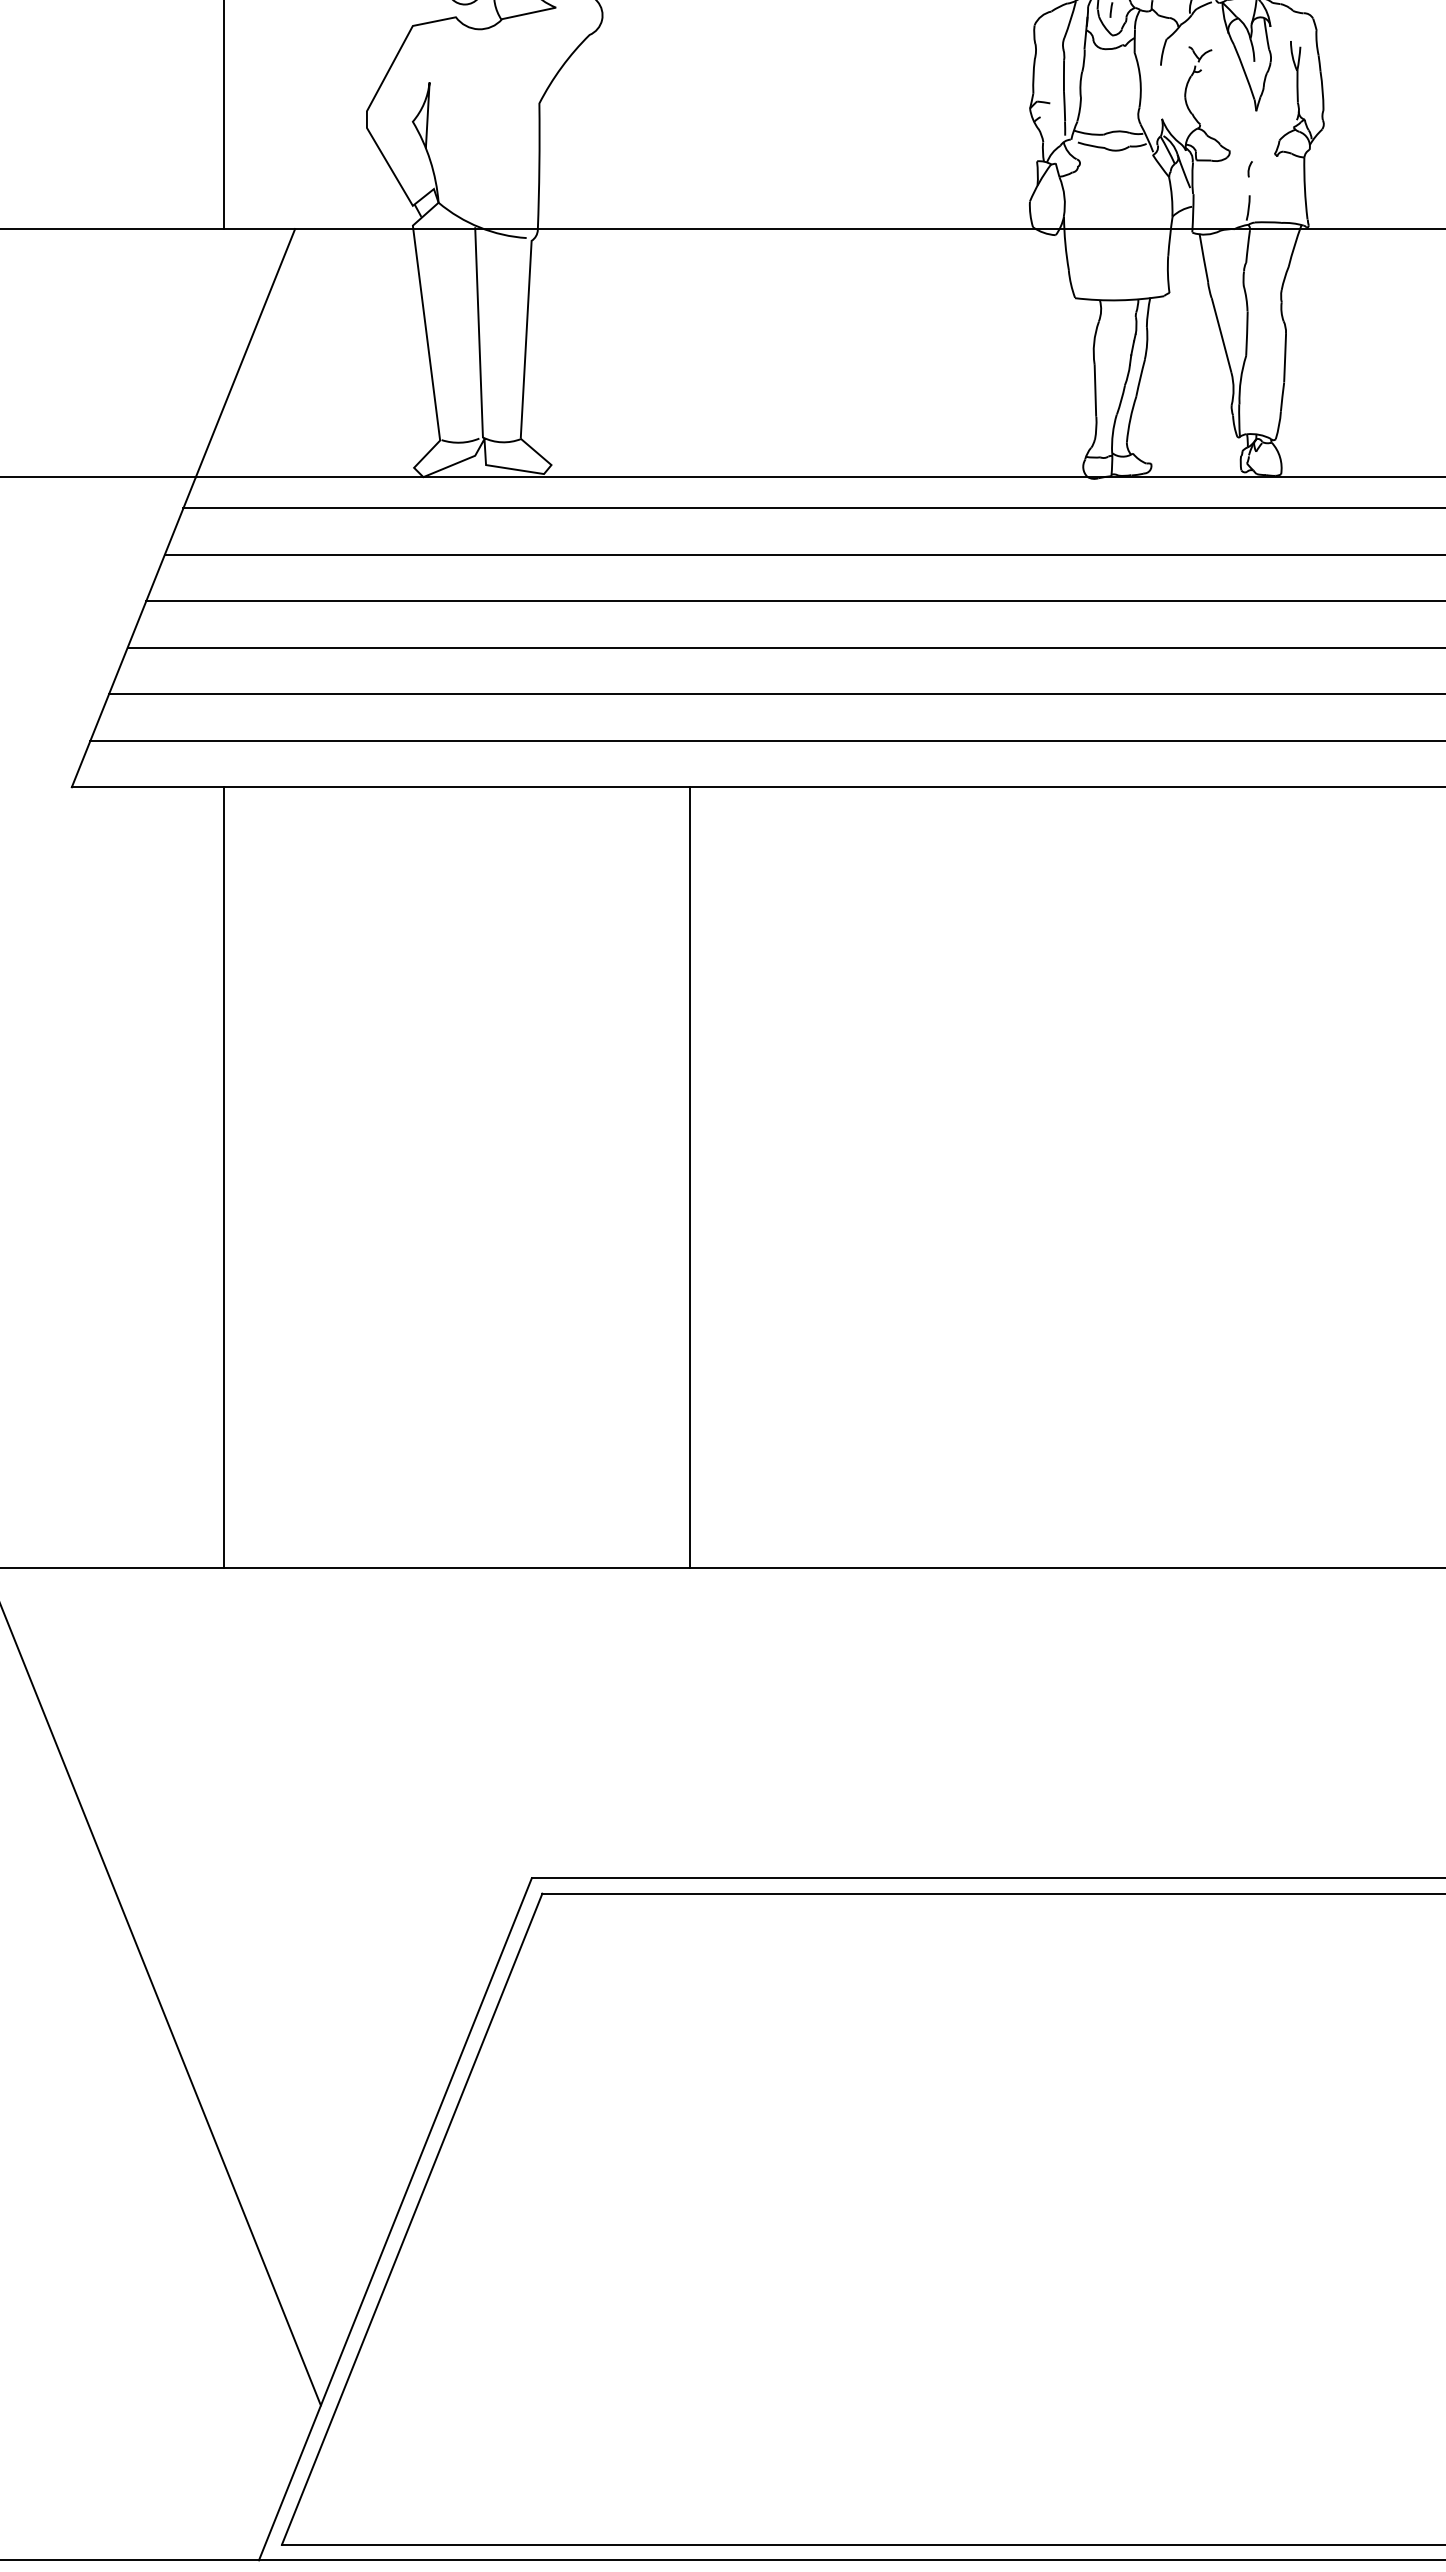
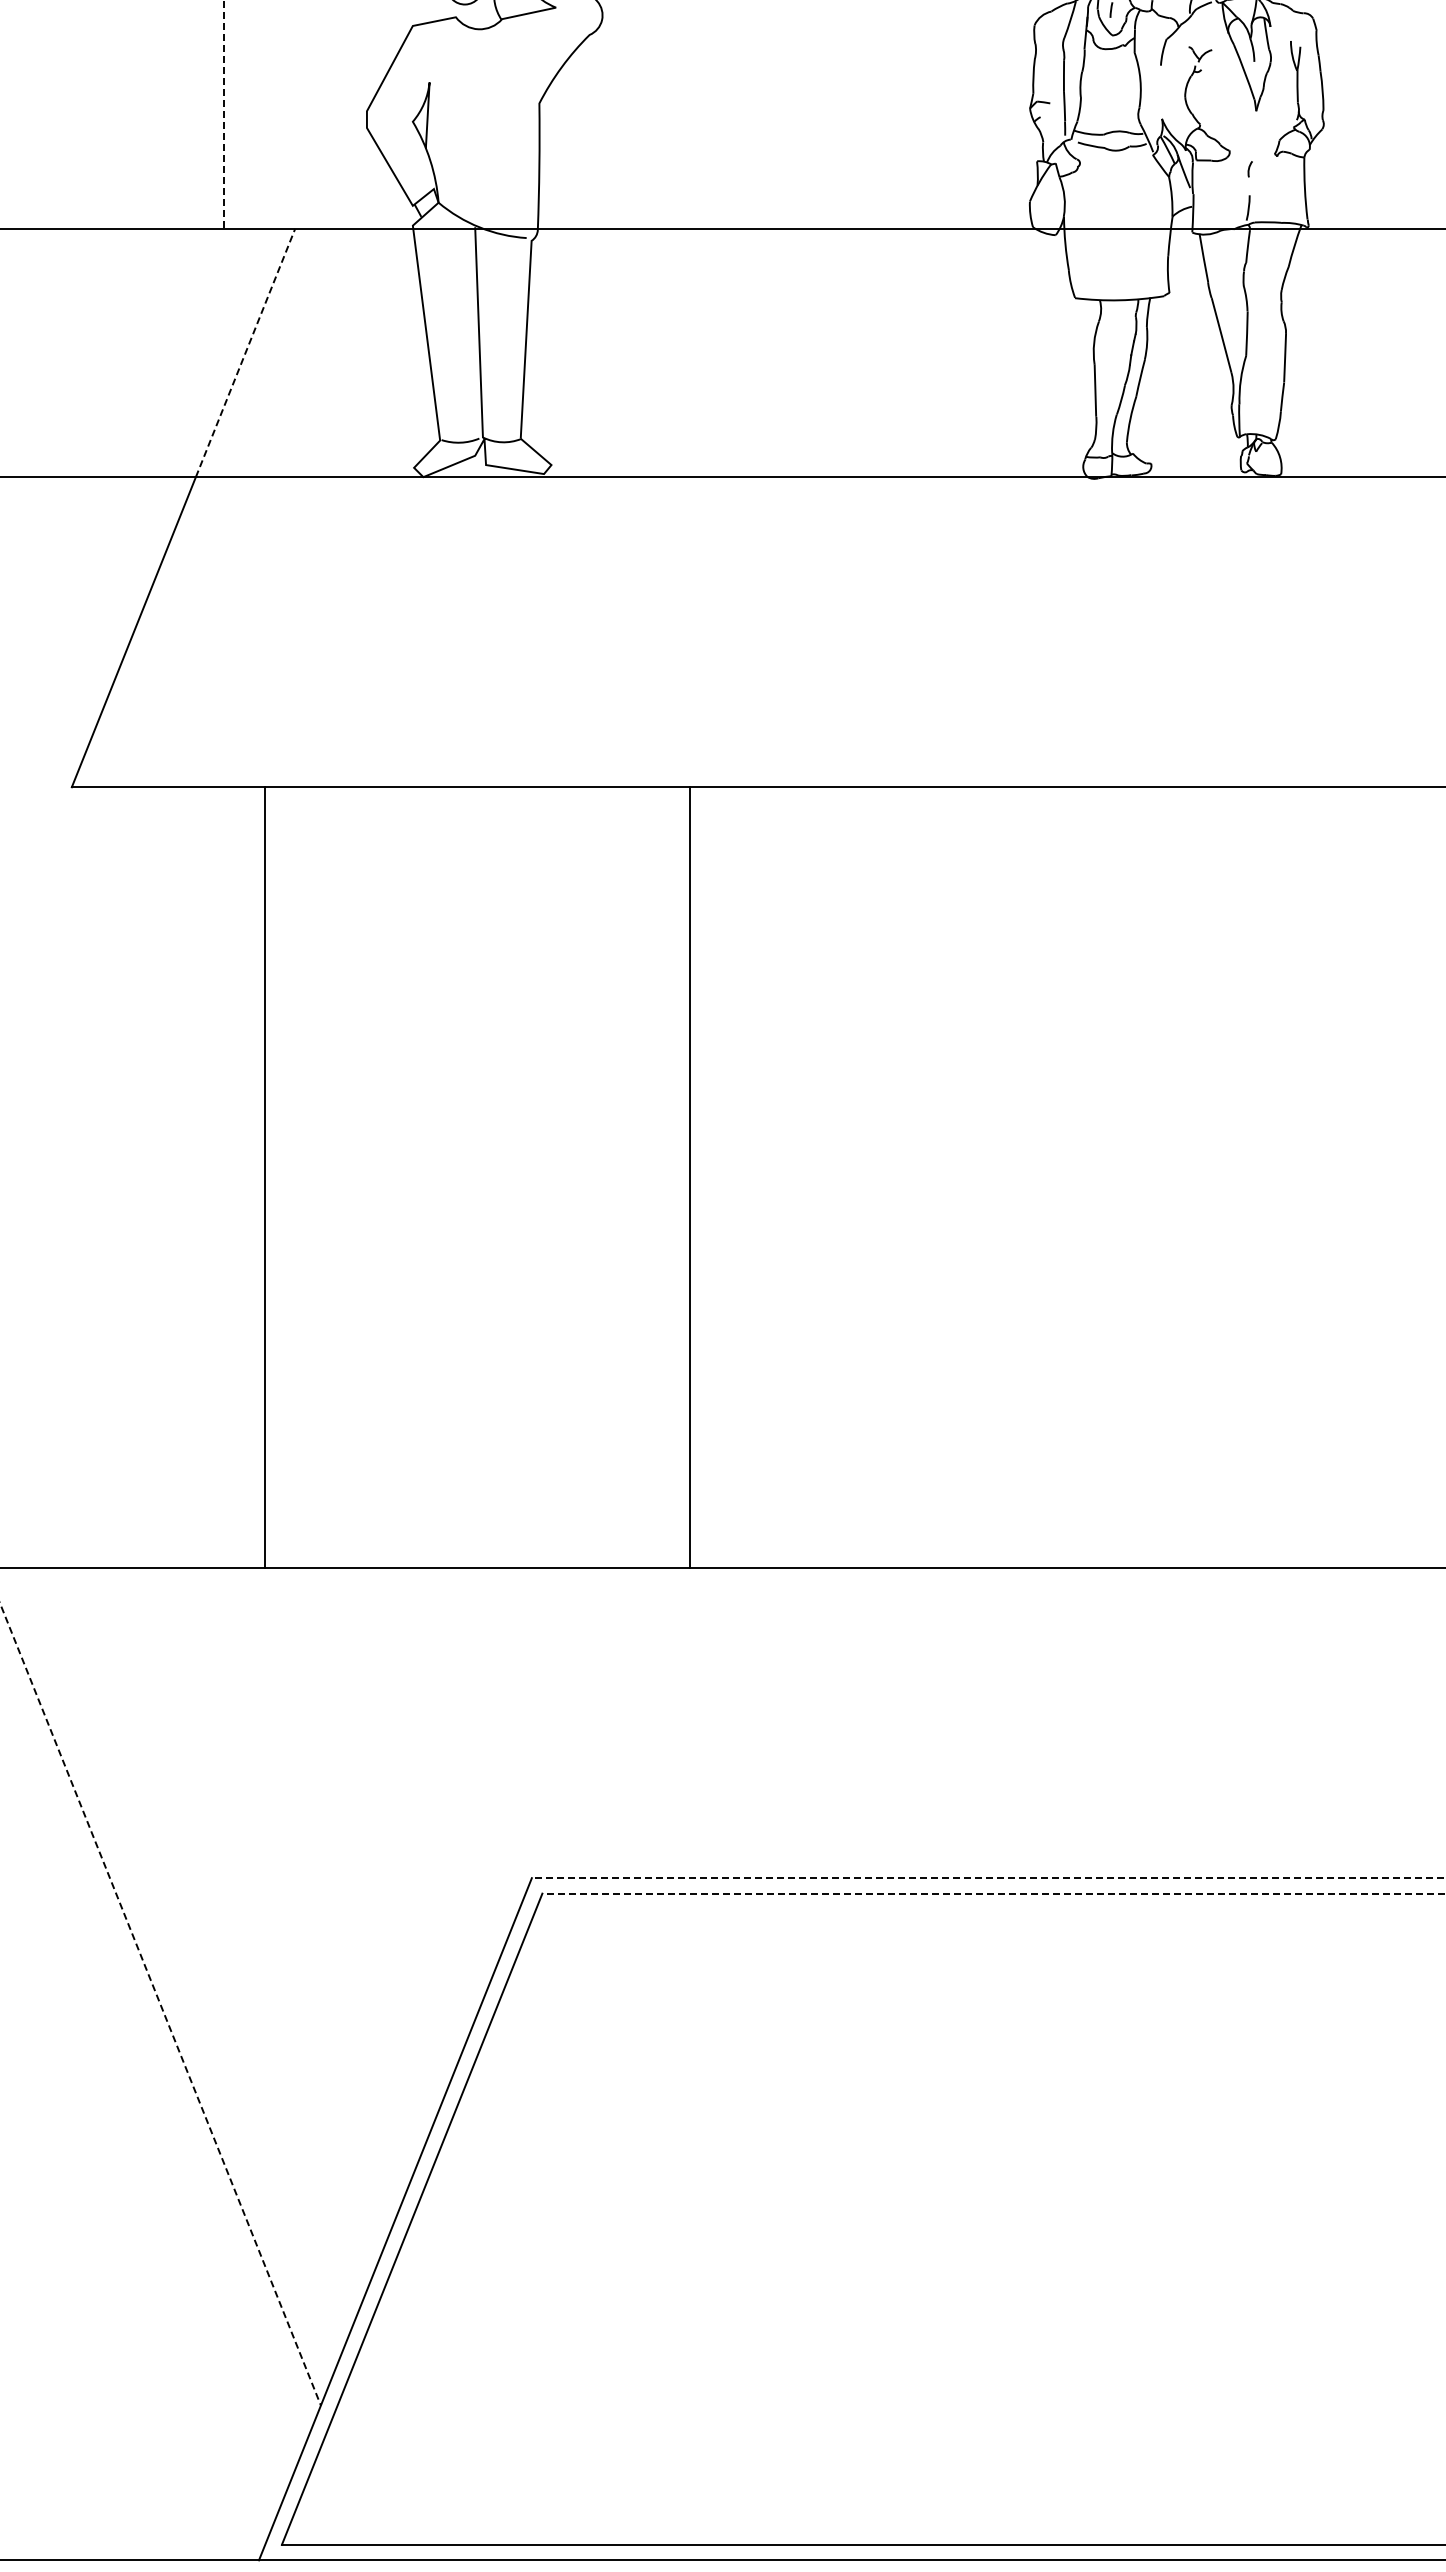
line: solid -> dashed (224, 114)
line: solid -> dashed (245, 353)
line: present -> none (812, 508)
line: present -> none (803, 554)
line: present -> none (794, 601)
line: present -> none (784, 647)
line: present -> none (775, 694)
line: present -> none (766, 740)
line position: (224, 1177) -> (265, 1177) (265, 1177)
line: solid -> dashed (988, 1878)
line: solid -> dashed (993, 1893)
line: solid -> dashed (160, 2004)
